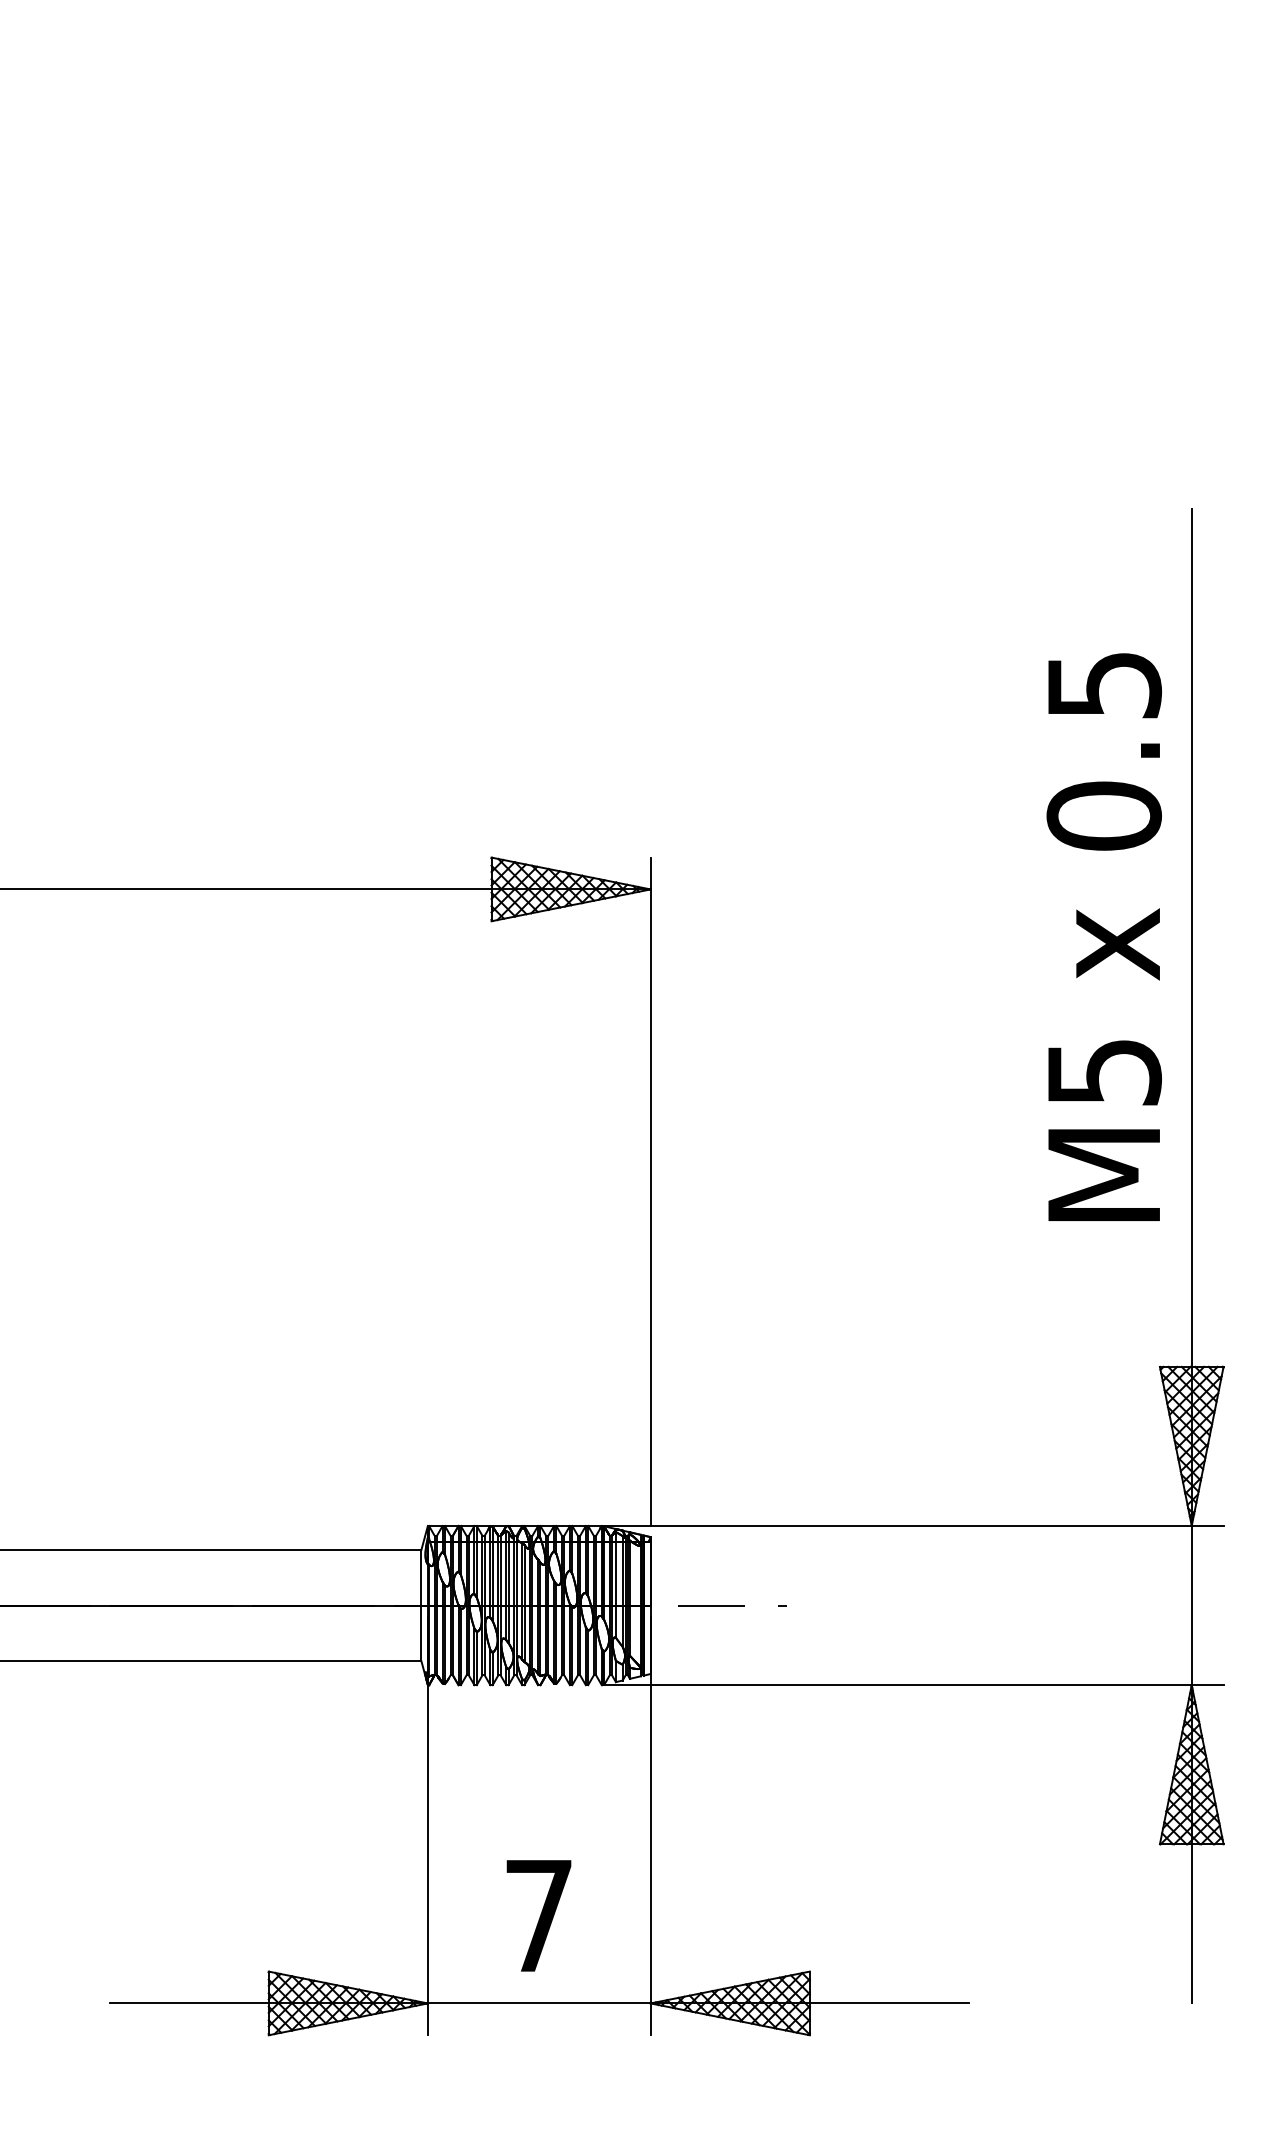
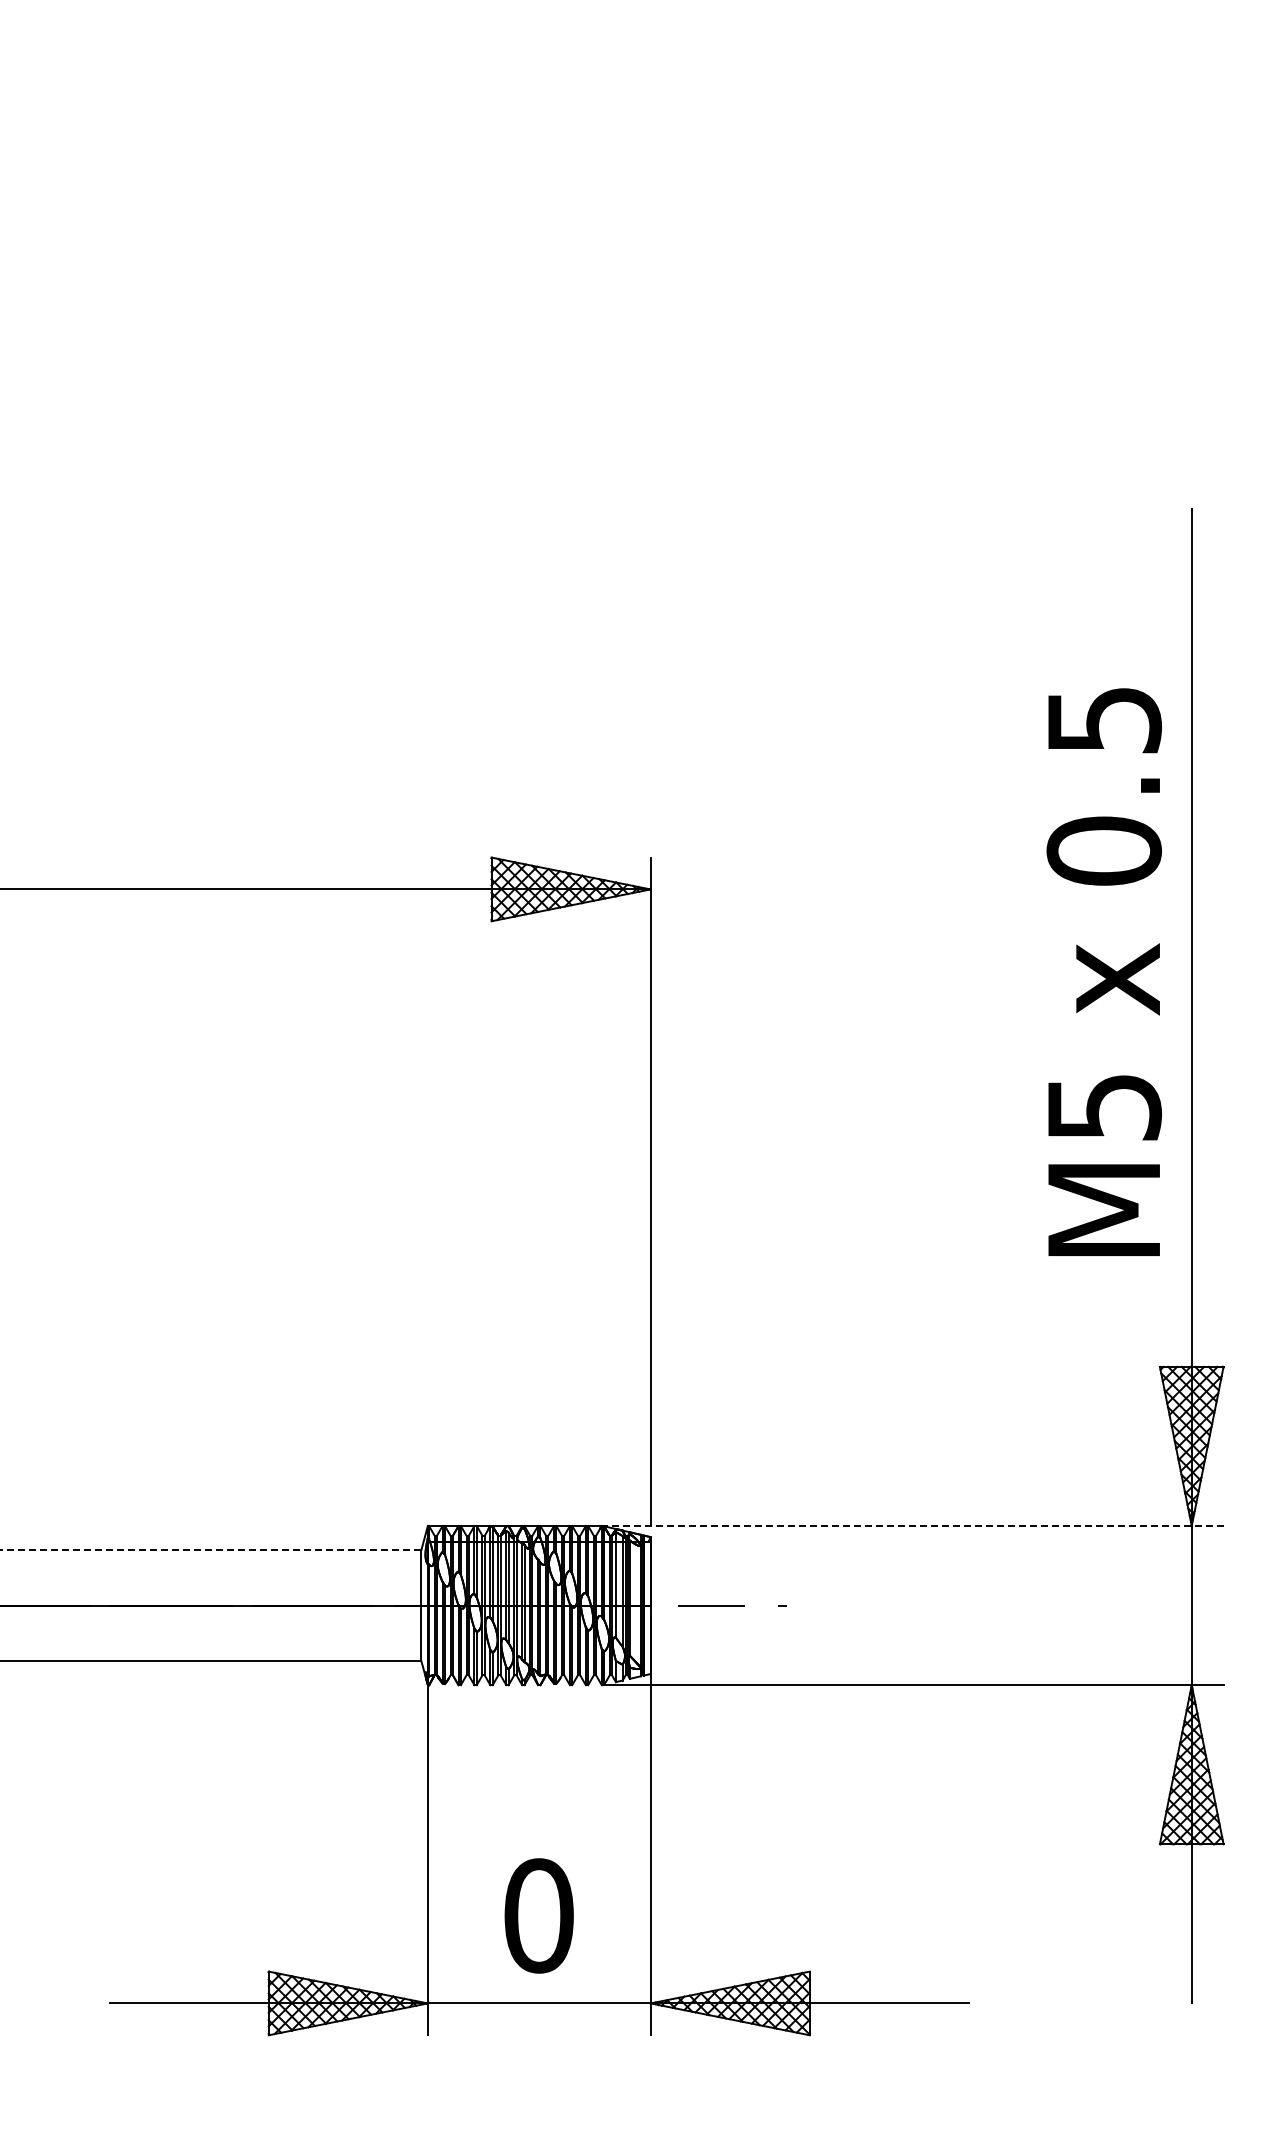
text position: (1103, 936) -> (1103, 971) (1103, 971)
line: solid -> dashed (912, 1526)
line: solid -> dashed (211, 1549)
text: 7 -> 0 (538, 1915)
